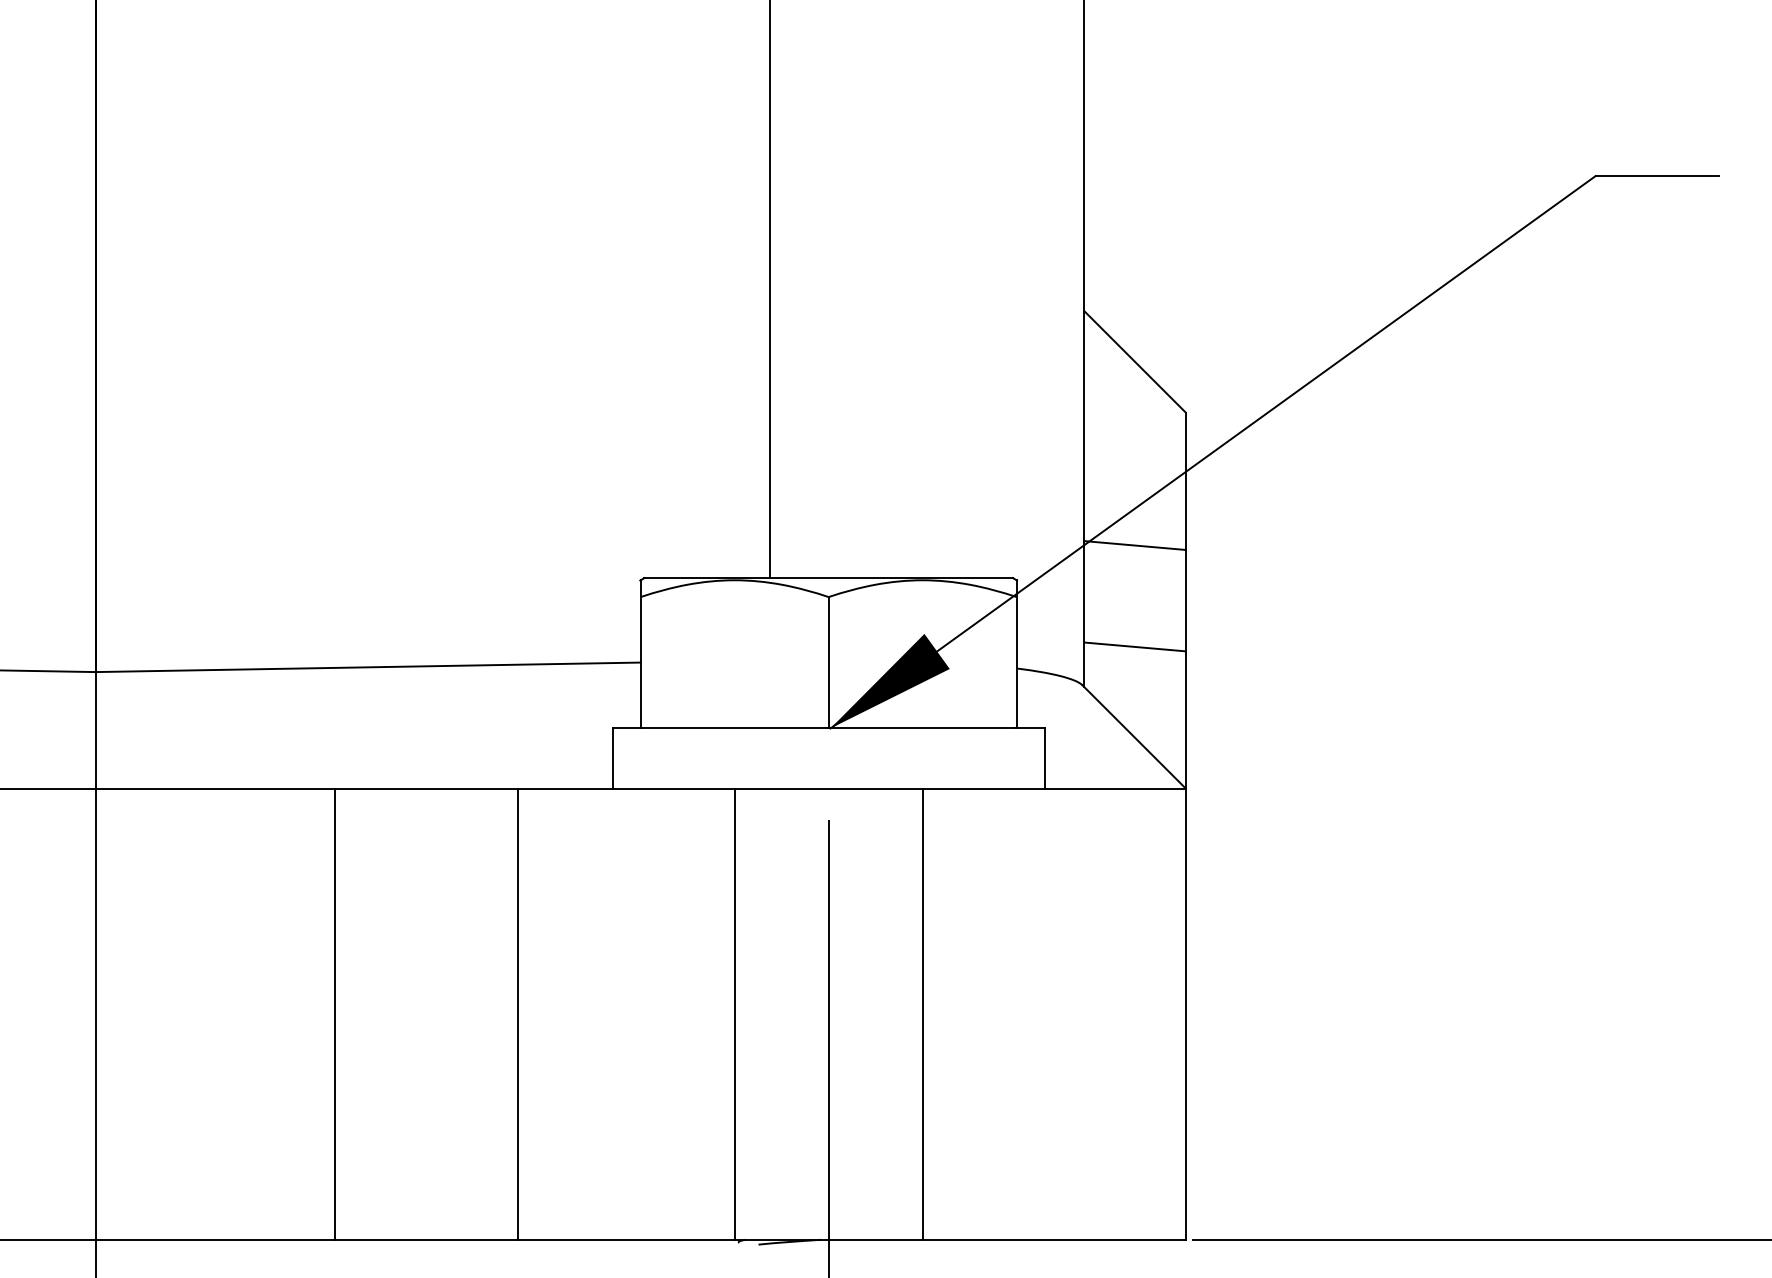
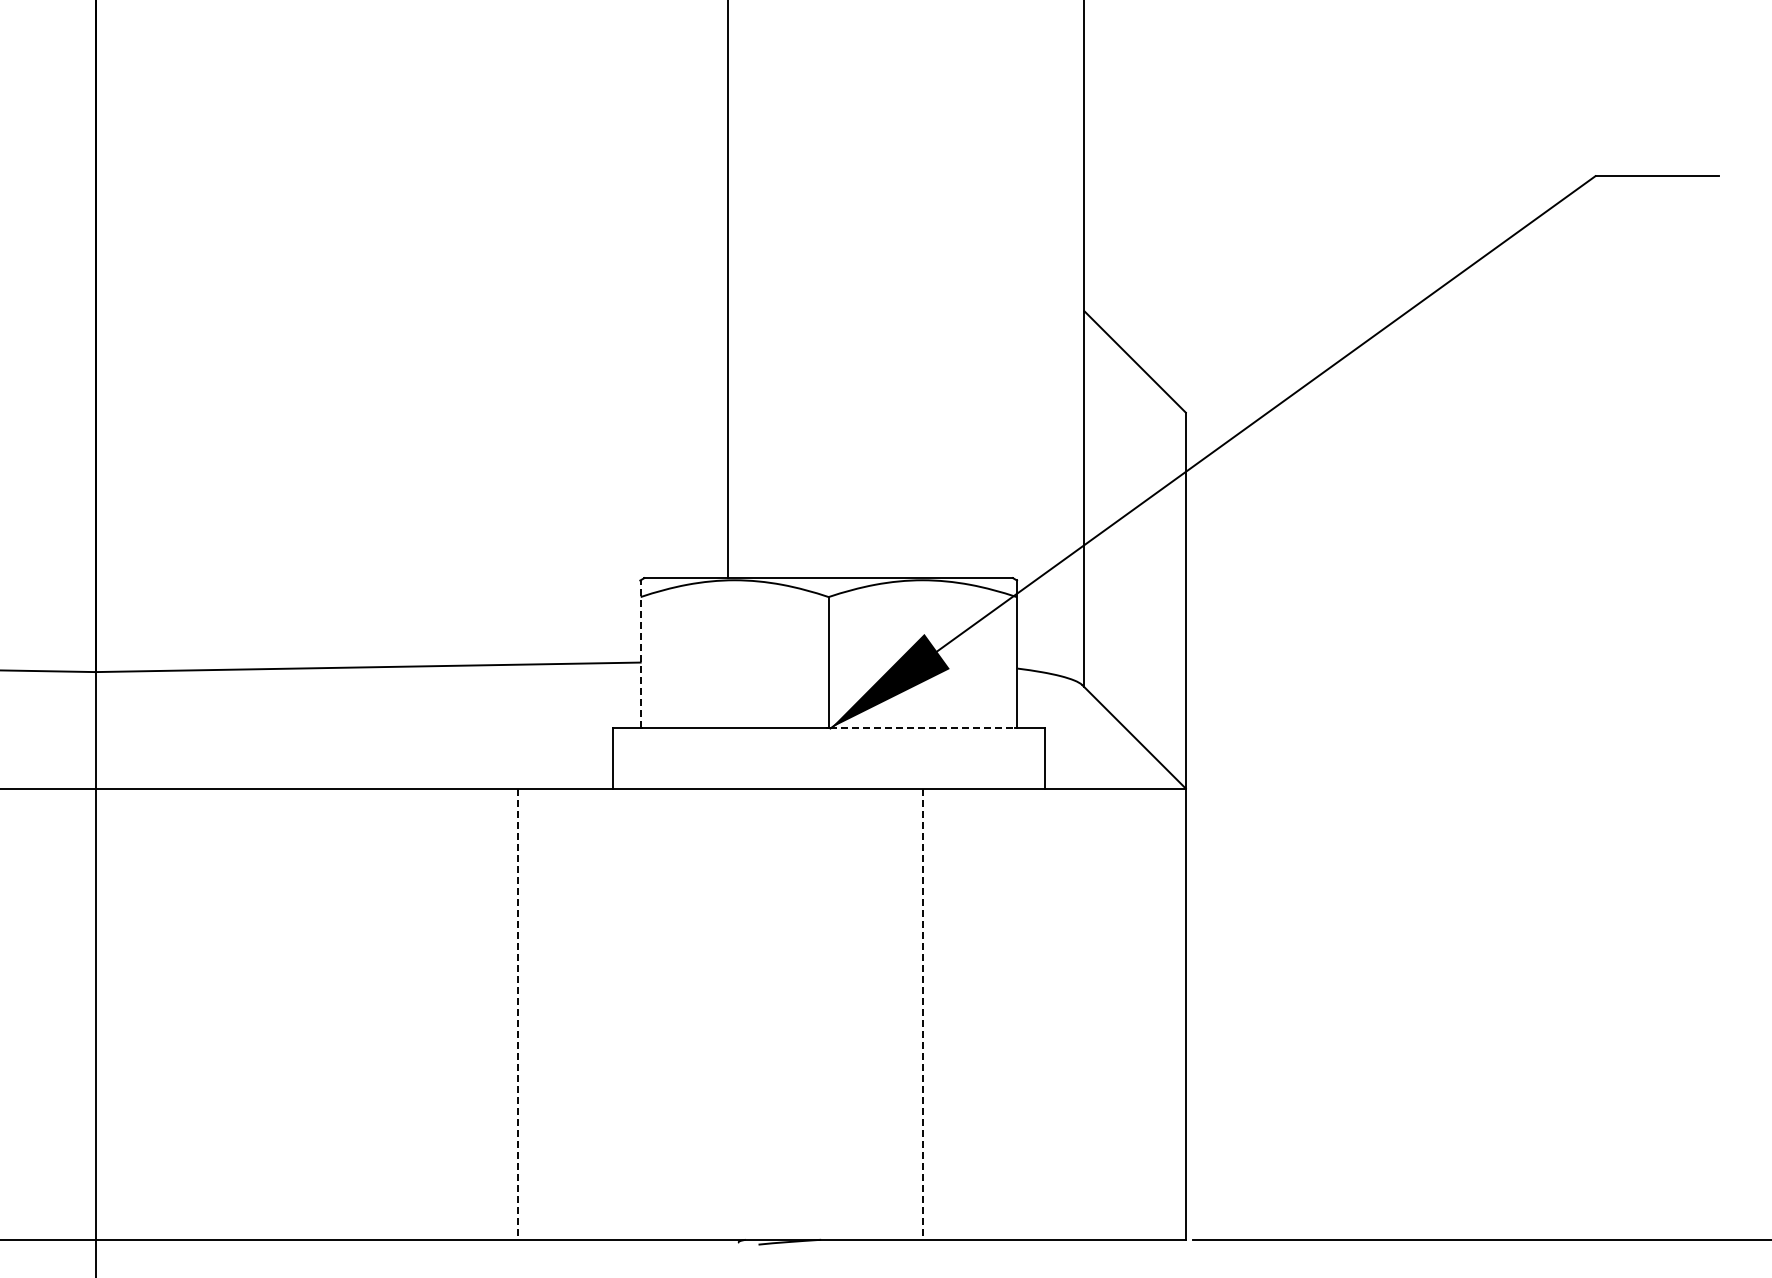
line position: (770, 290) -> (728, 290) (728, 290)
line: present -> none (1134, 545)
line: present -> none (1134, 646)
line: solid -> dashed (640, 653)
line: solid -> dashed (923, 728)
line: present -> none (334, 1013)
line: present -> none (734, 1013)
line: solid -> dashed (517, 1014)
line: solid -> dashed (922, 1014)
line: present -> none (828, 1047)
